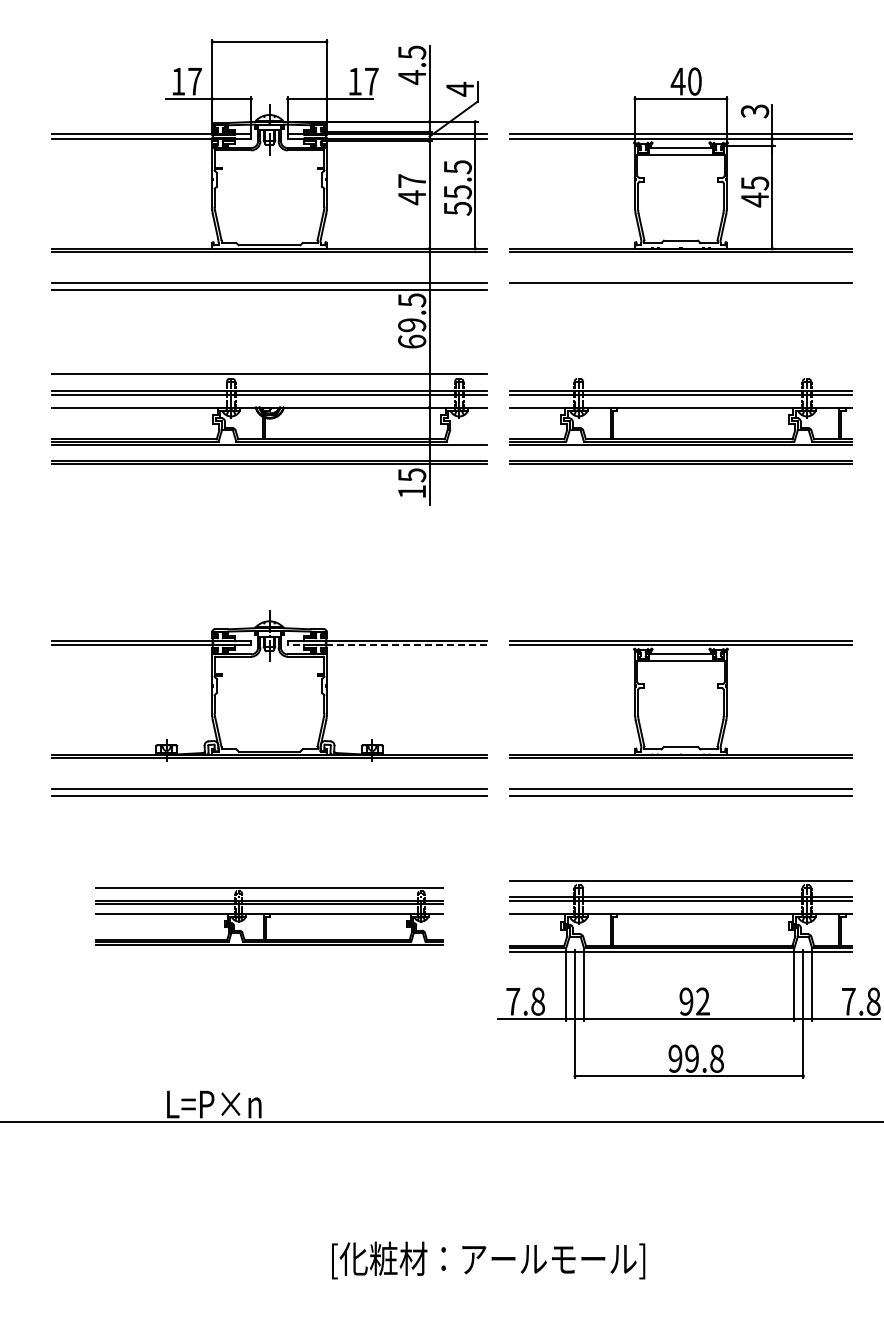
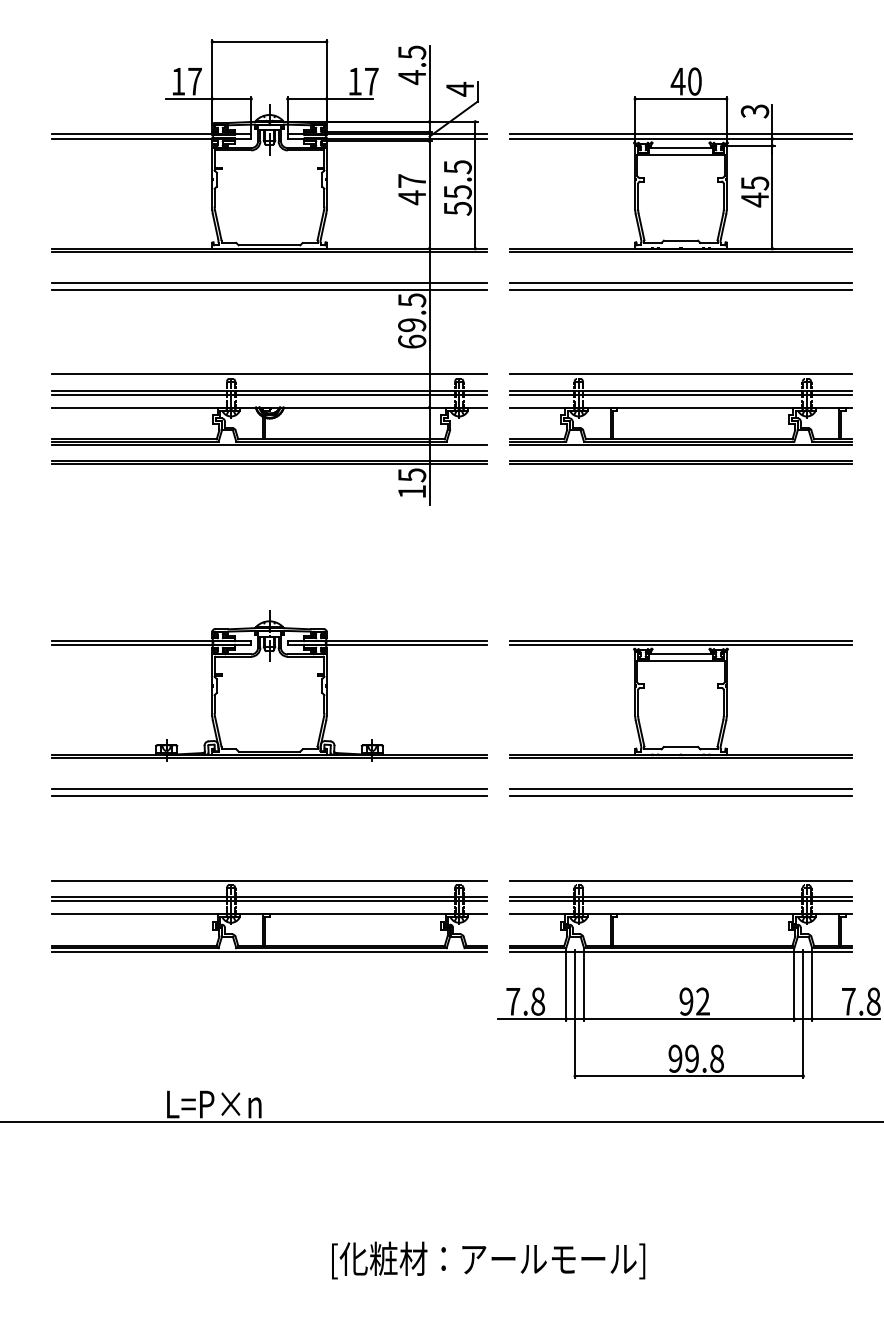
line: none -> present (680, 289)
line: none -> present (680, 374)
line: dashed -> solid (386, 645)
part size: 349x59 px -> 437x73 px (269, 916)
